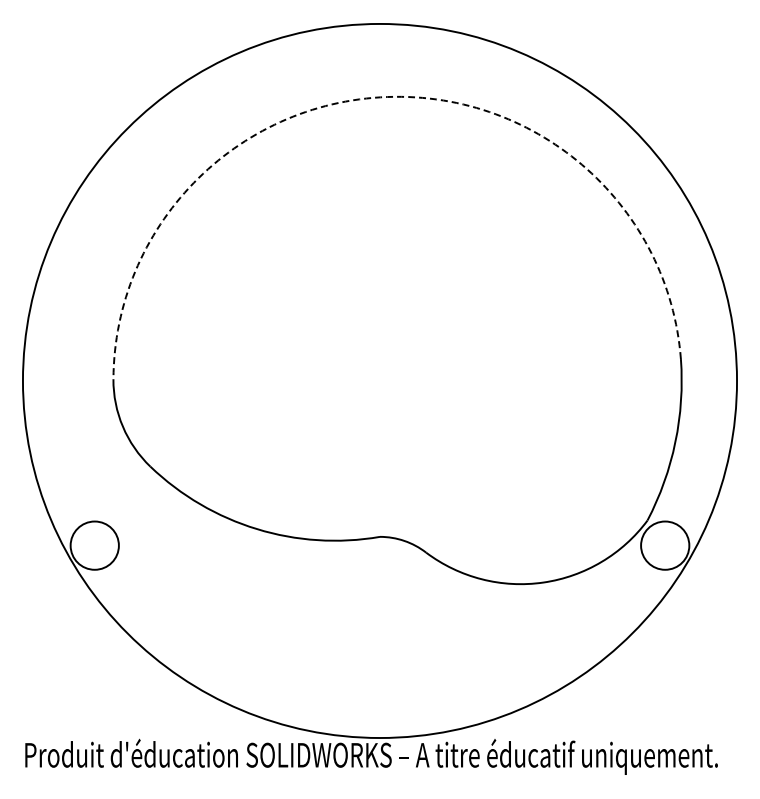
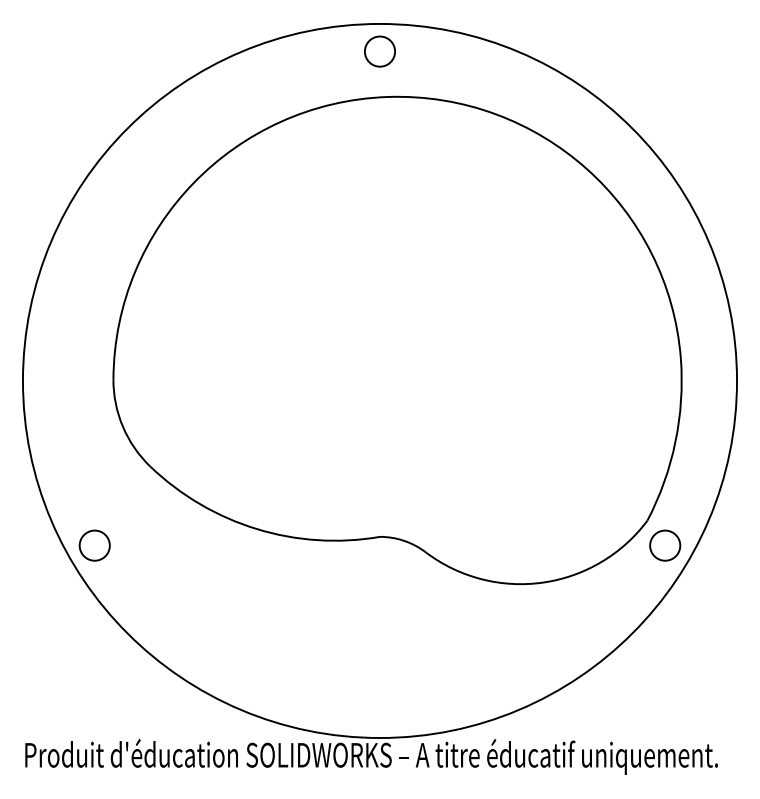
circle: none -> present (379, 51)
arc: dashed -> solid (387, 97)
circle diameter: 48 px -> 30 px (94, 545)
circle diameter: 48 px -> 30 px (665, 545)
